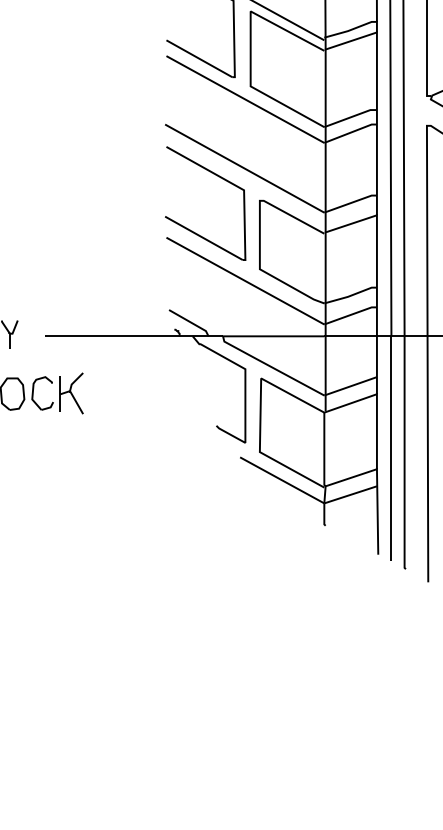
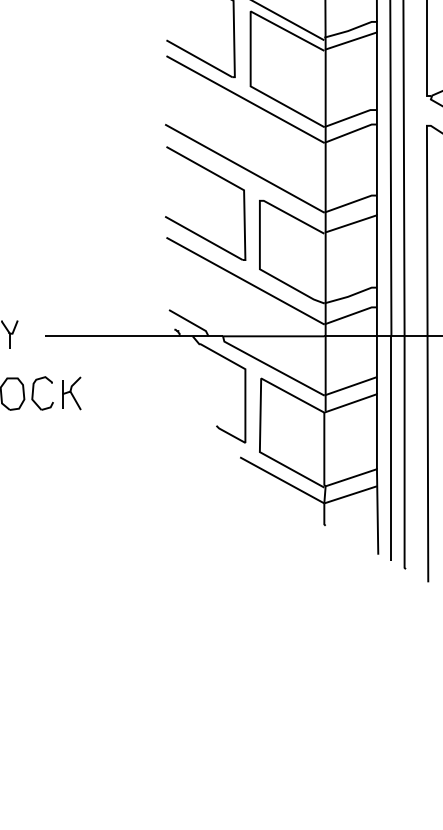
part size: 25x43 px -> 20x35 px (71, 393)
